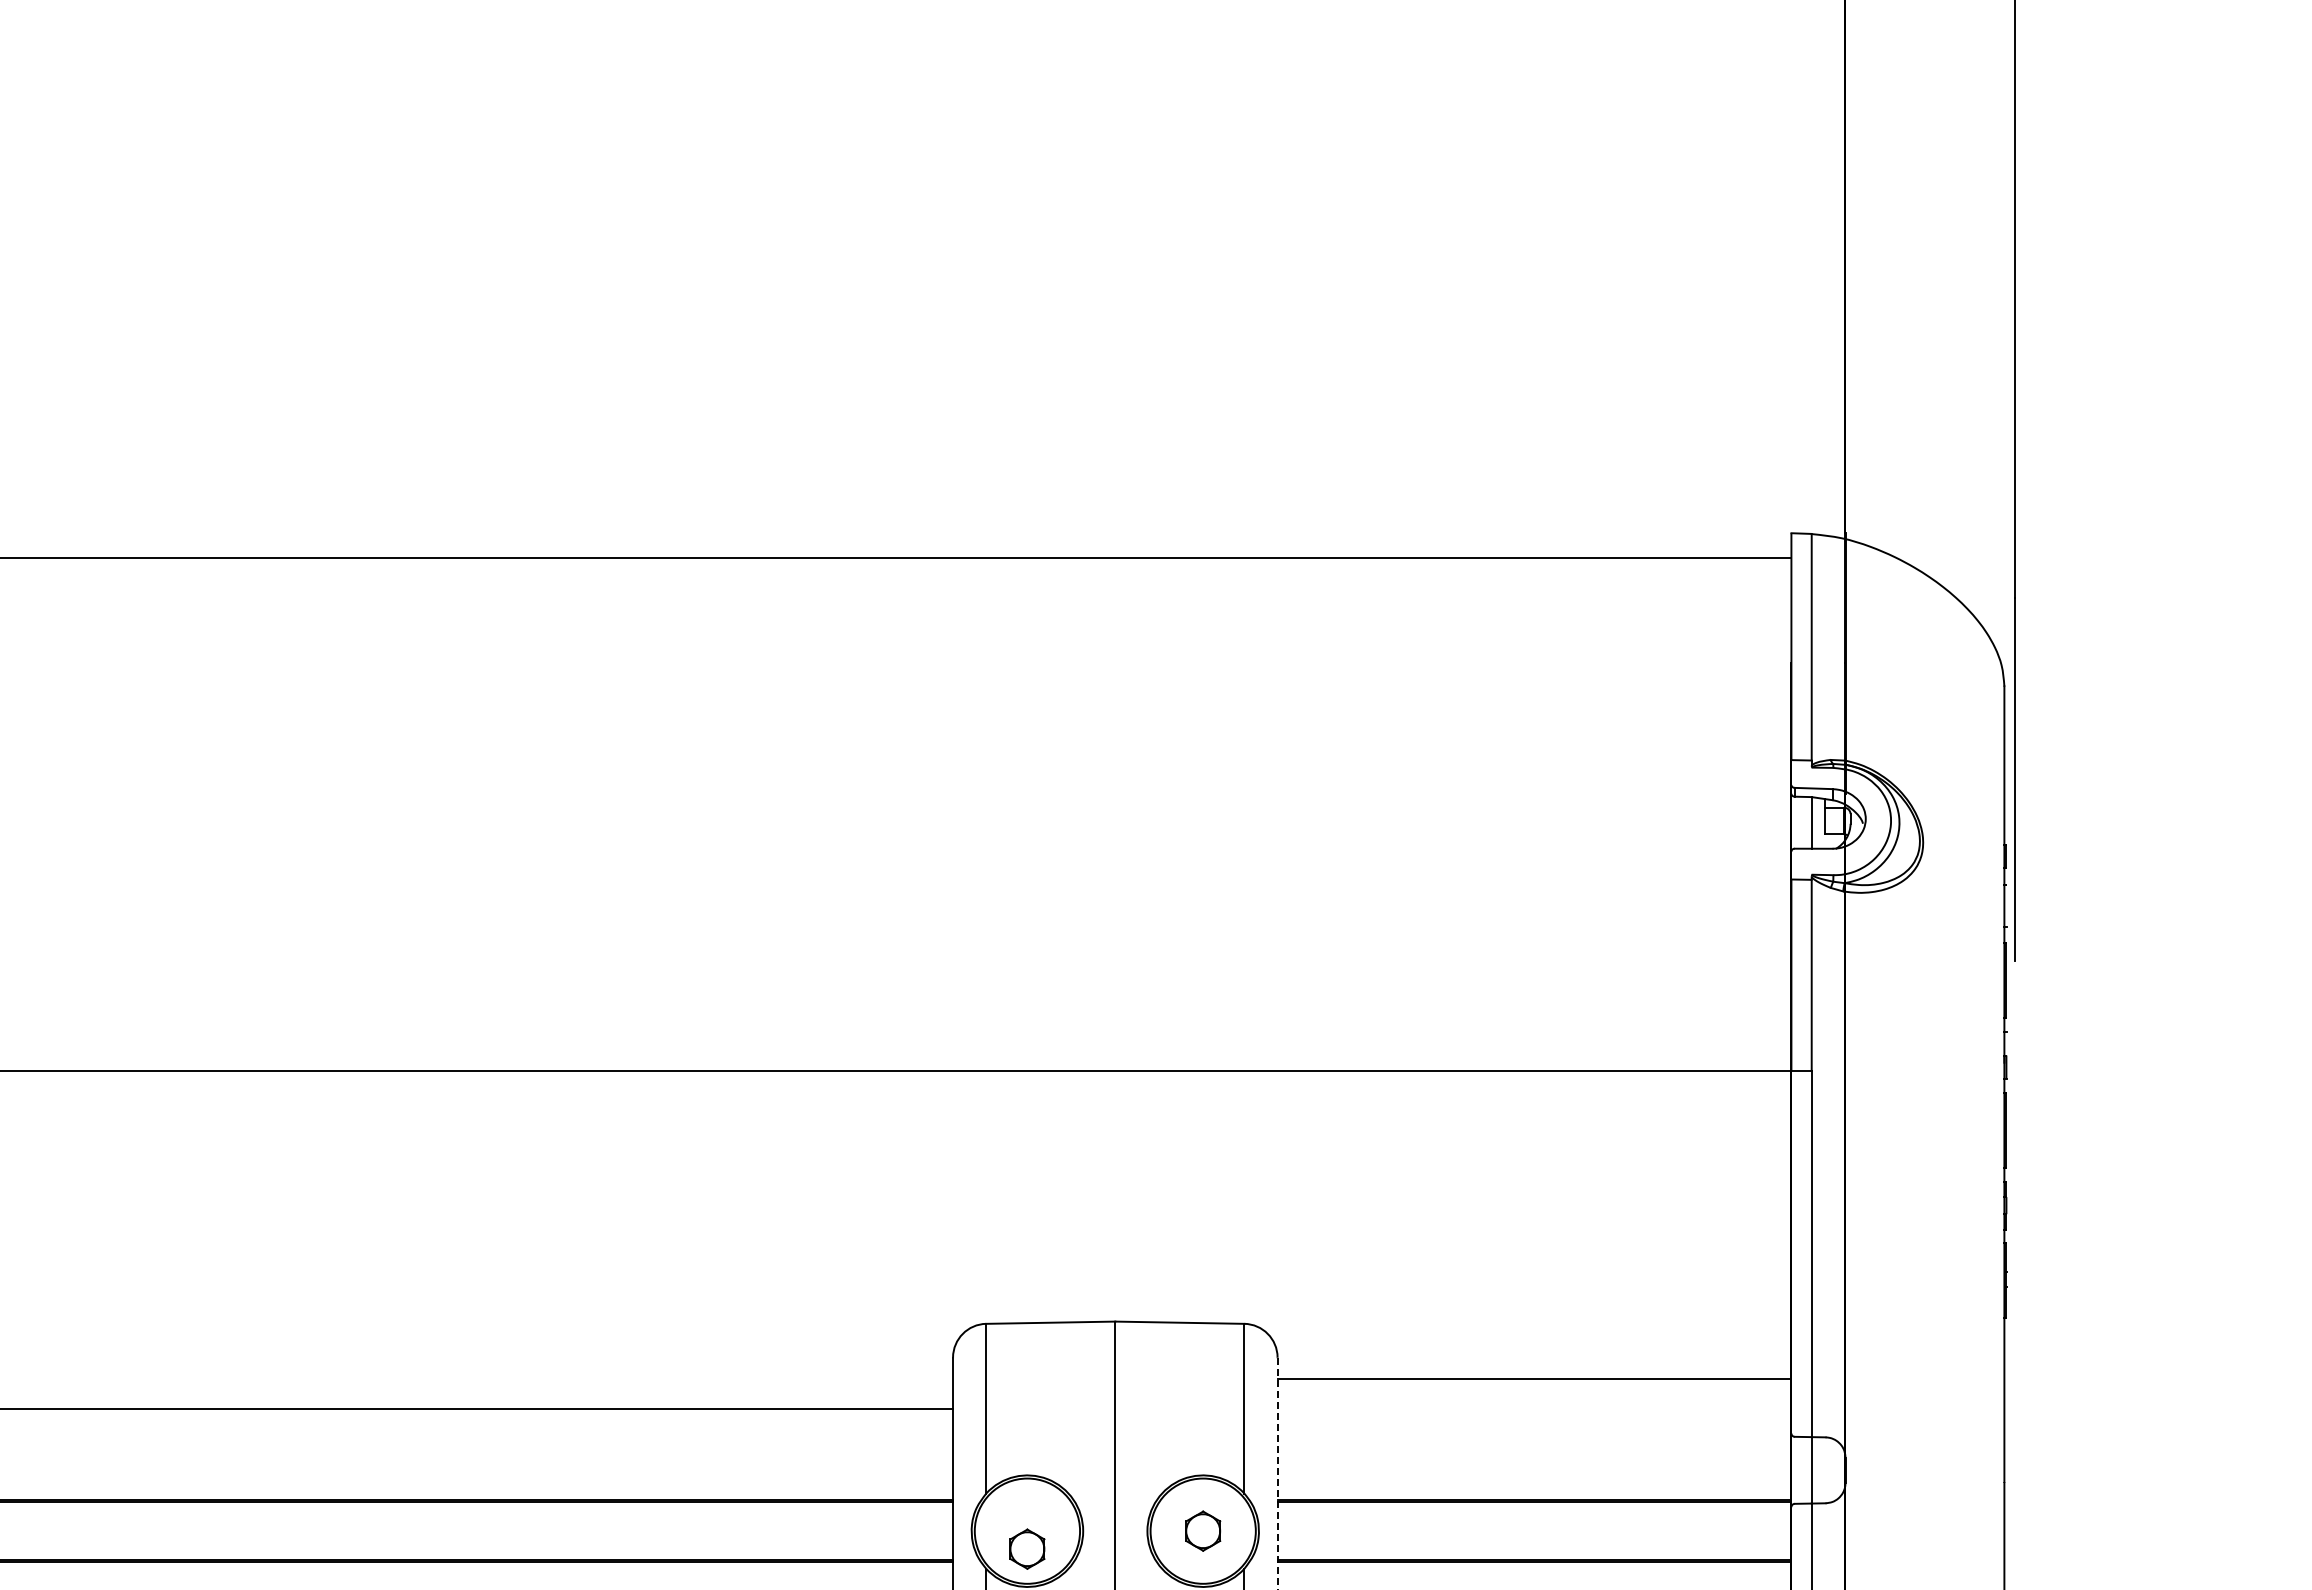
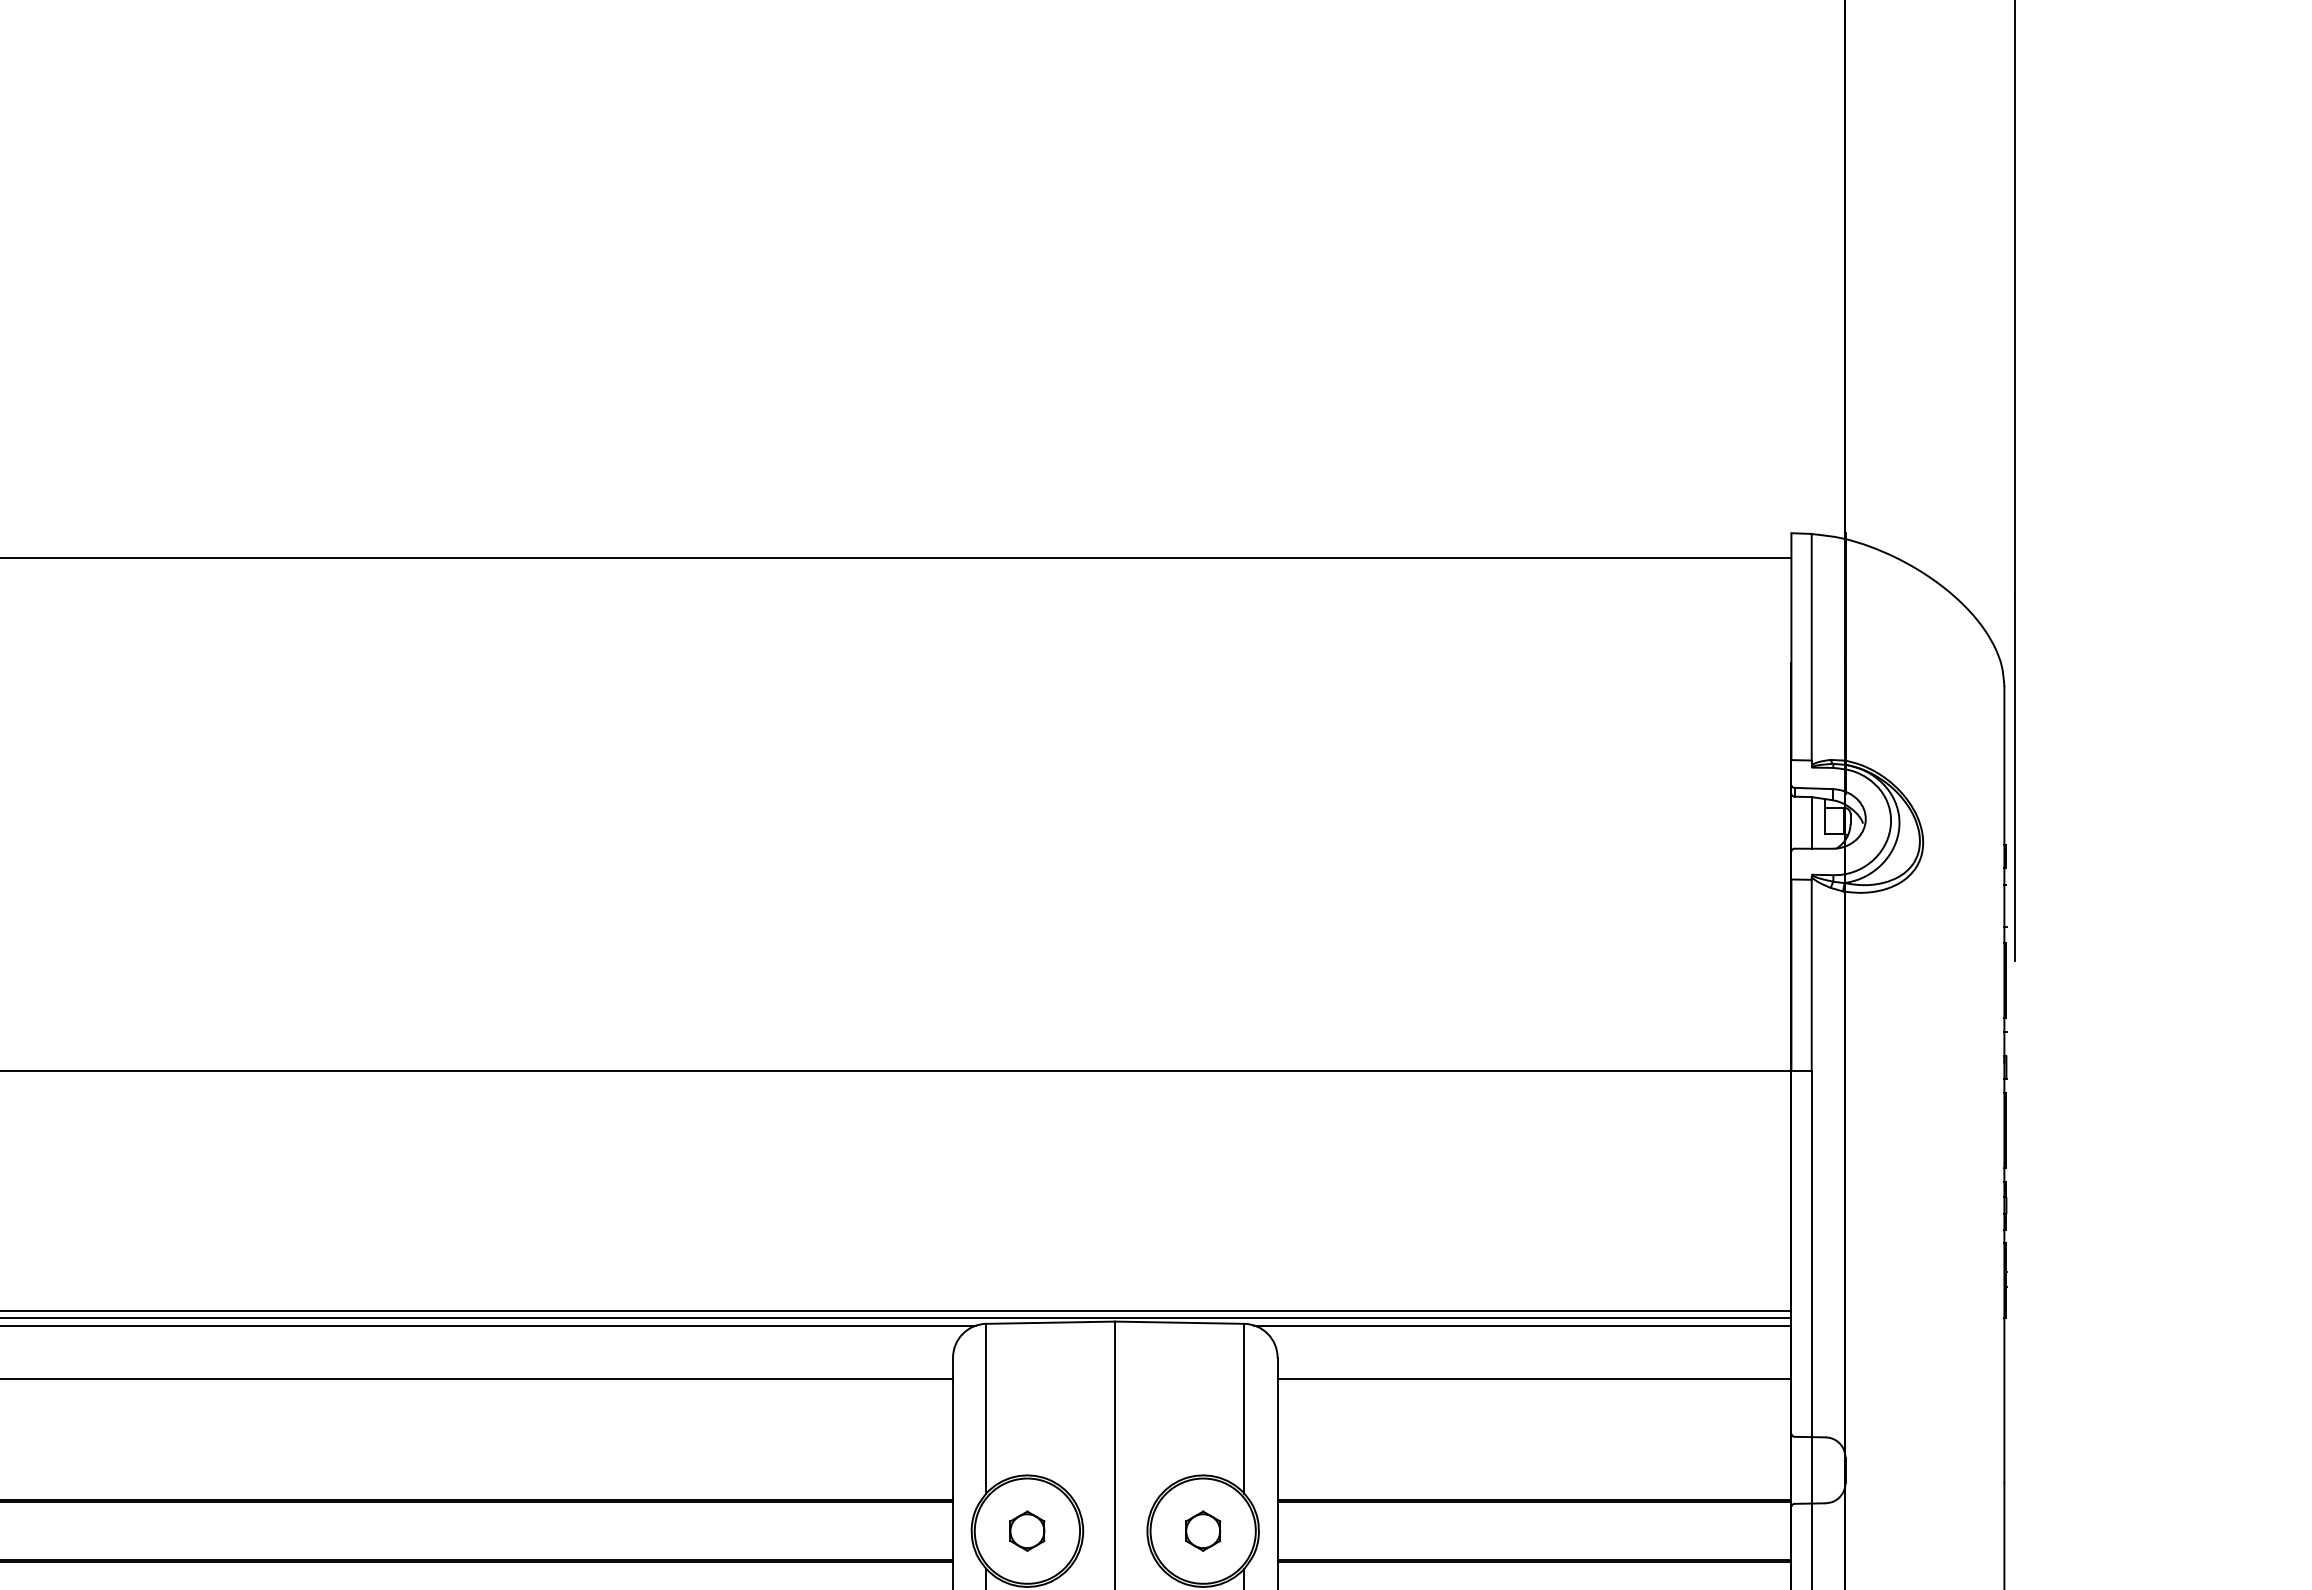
line: none -> present (896, 1311)
line: none -> present (896, 1318)
line: none -> present (489, 1325)
line: none -> present (1522, 1325)
line position: (477, 1409) -> (477, 1379) (477, 1379)
line: dashed -> solid (1277, 1474)
part position: (1027, 1548) -> (1027, 1530) (1027, 1530)
